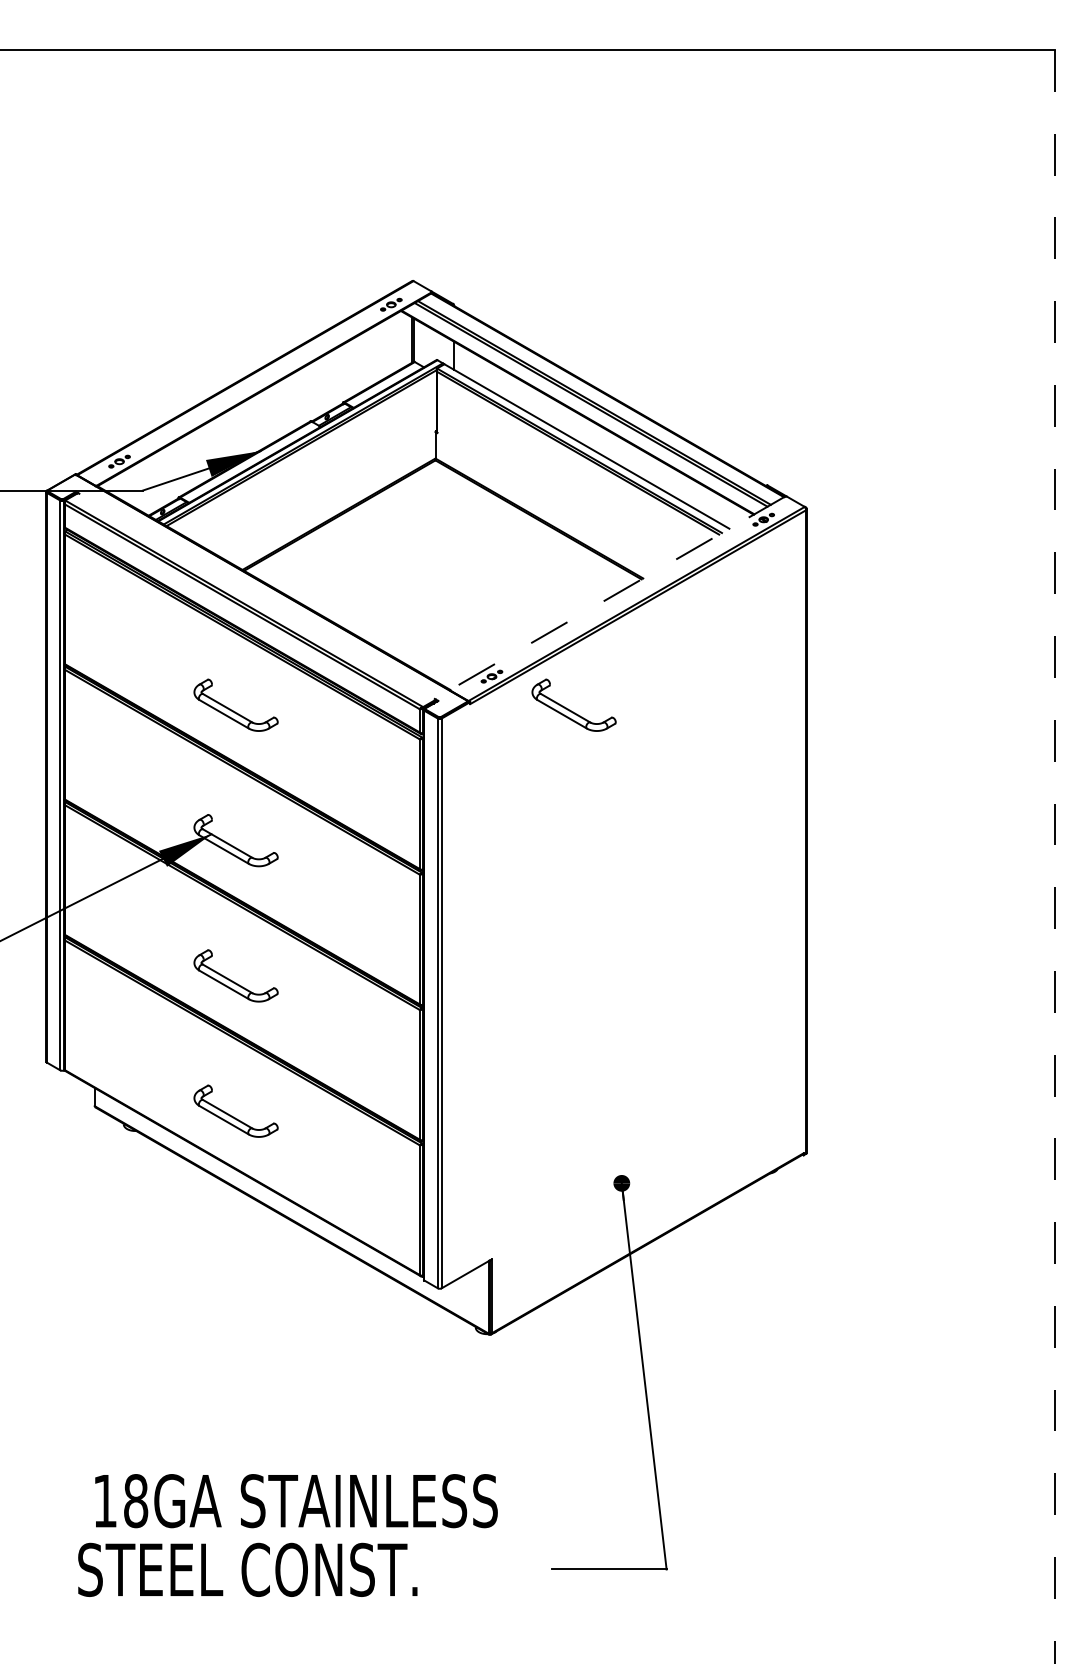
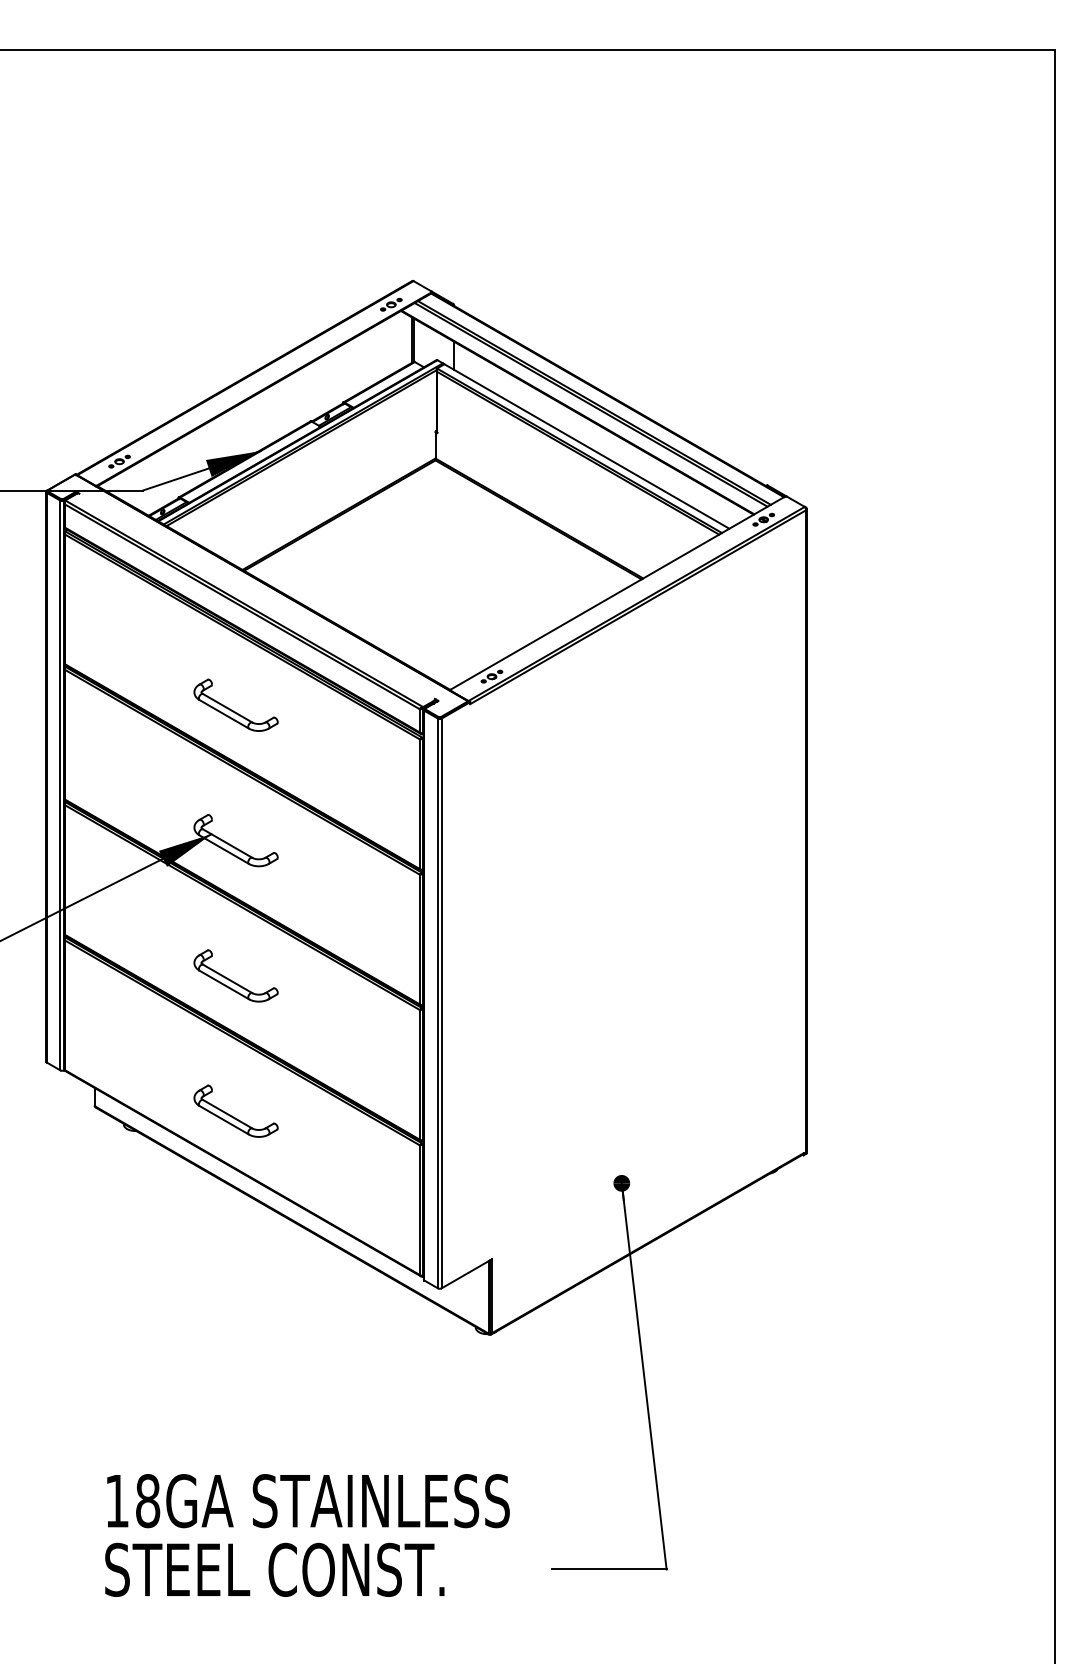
line: dashed -> solid (617, 593)
part: present -> none (571, 710)
line: dashed -> solid (1055, 856)
text position: (296, 1501) -> (308, 1501) (308, 1501)
text position: (247, 1569) -> (274, 1569) (274, 1569)
